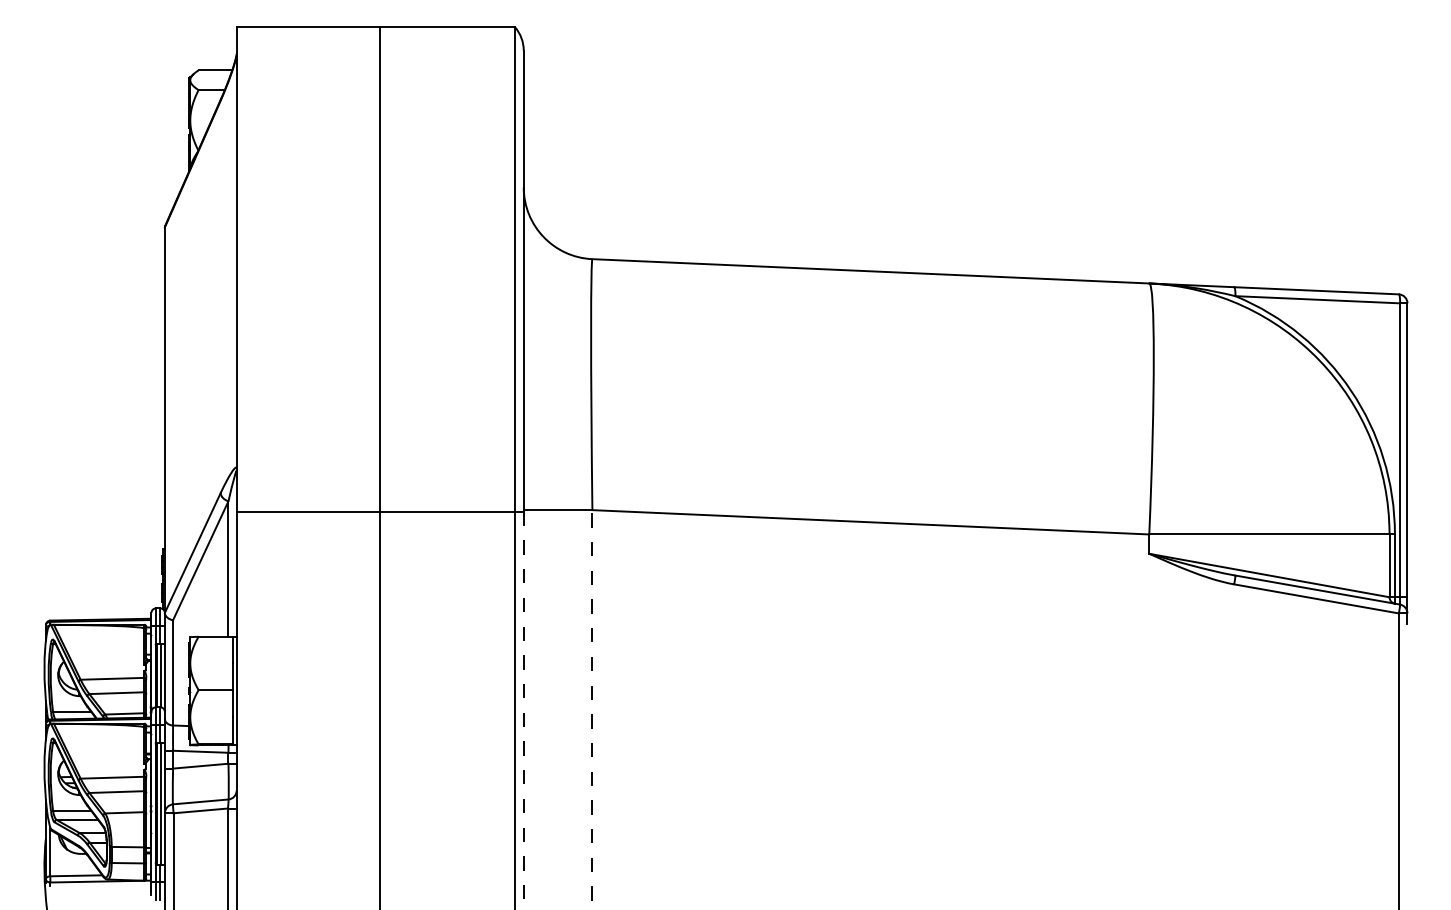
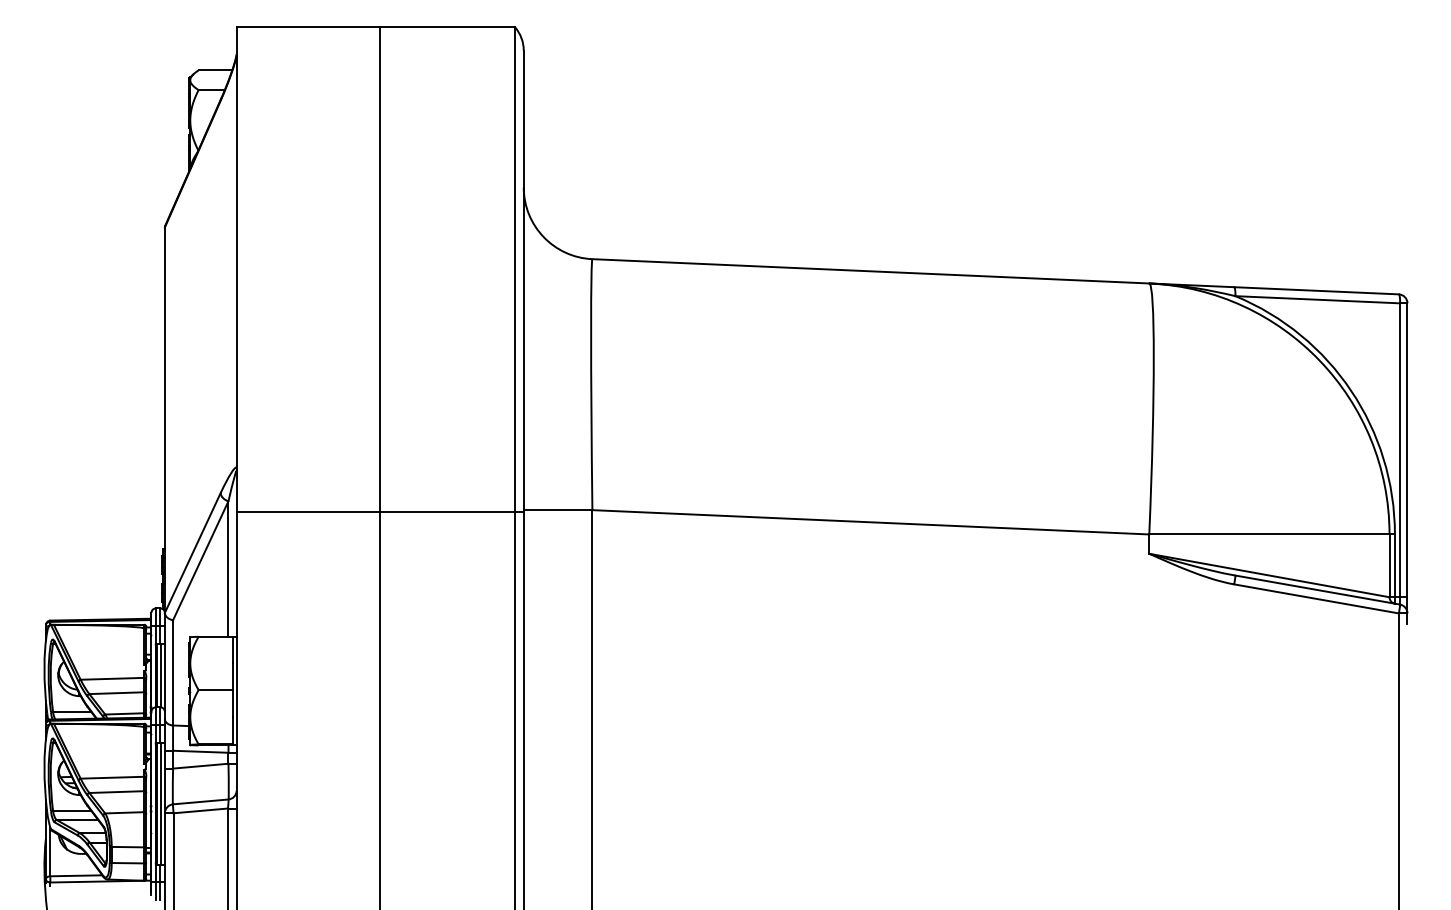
line: dashed -> solid (523, 710)
line: dashed -> solid (592, 710)
